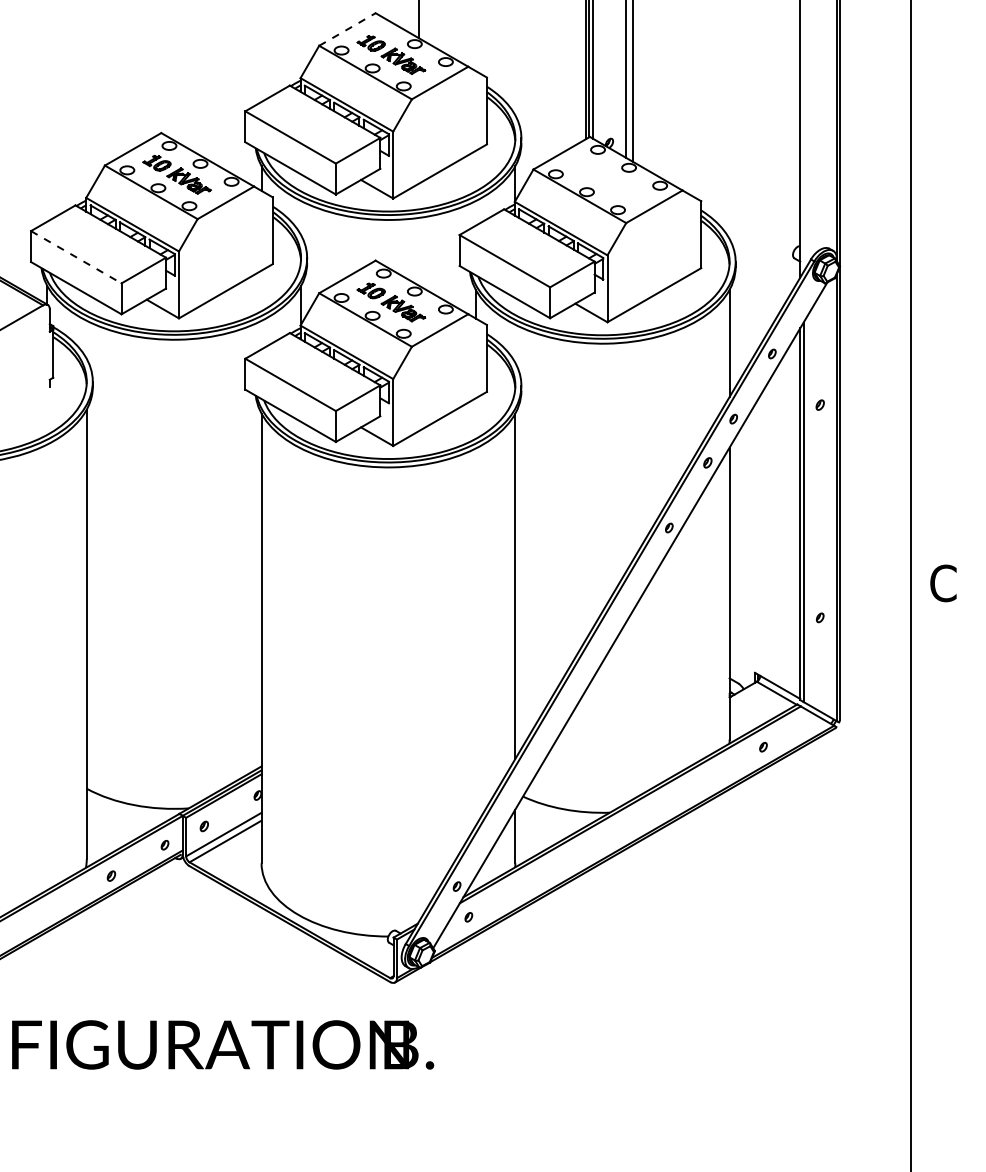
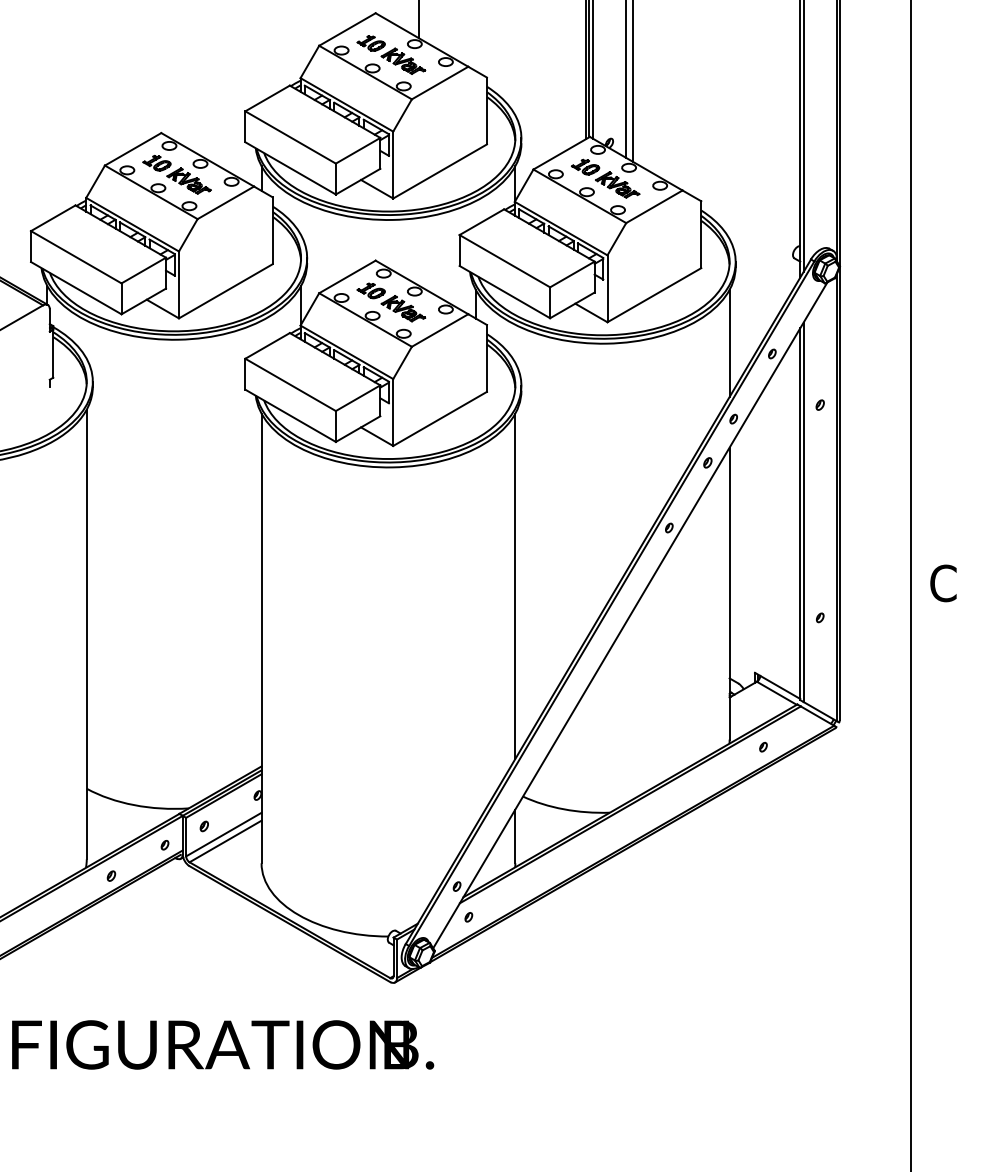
line: dashed -> solid (347, 29)
line: none -> present (803, 136)
part: none -> present (605, 178)
line: dashed -> solid (76, 257)
